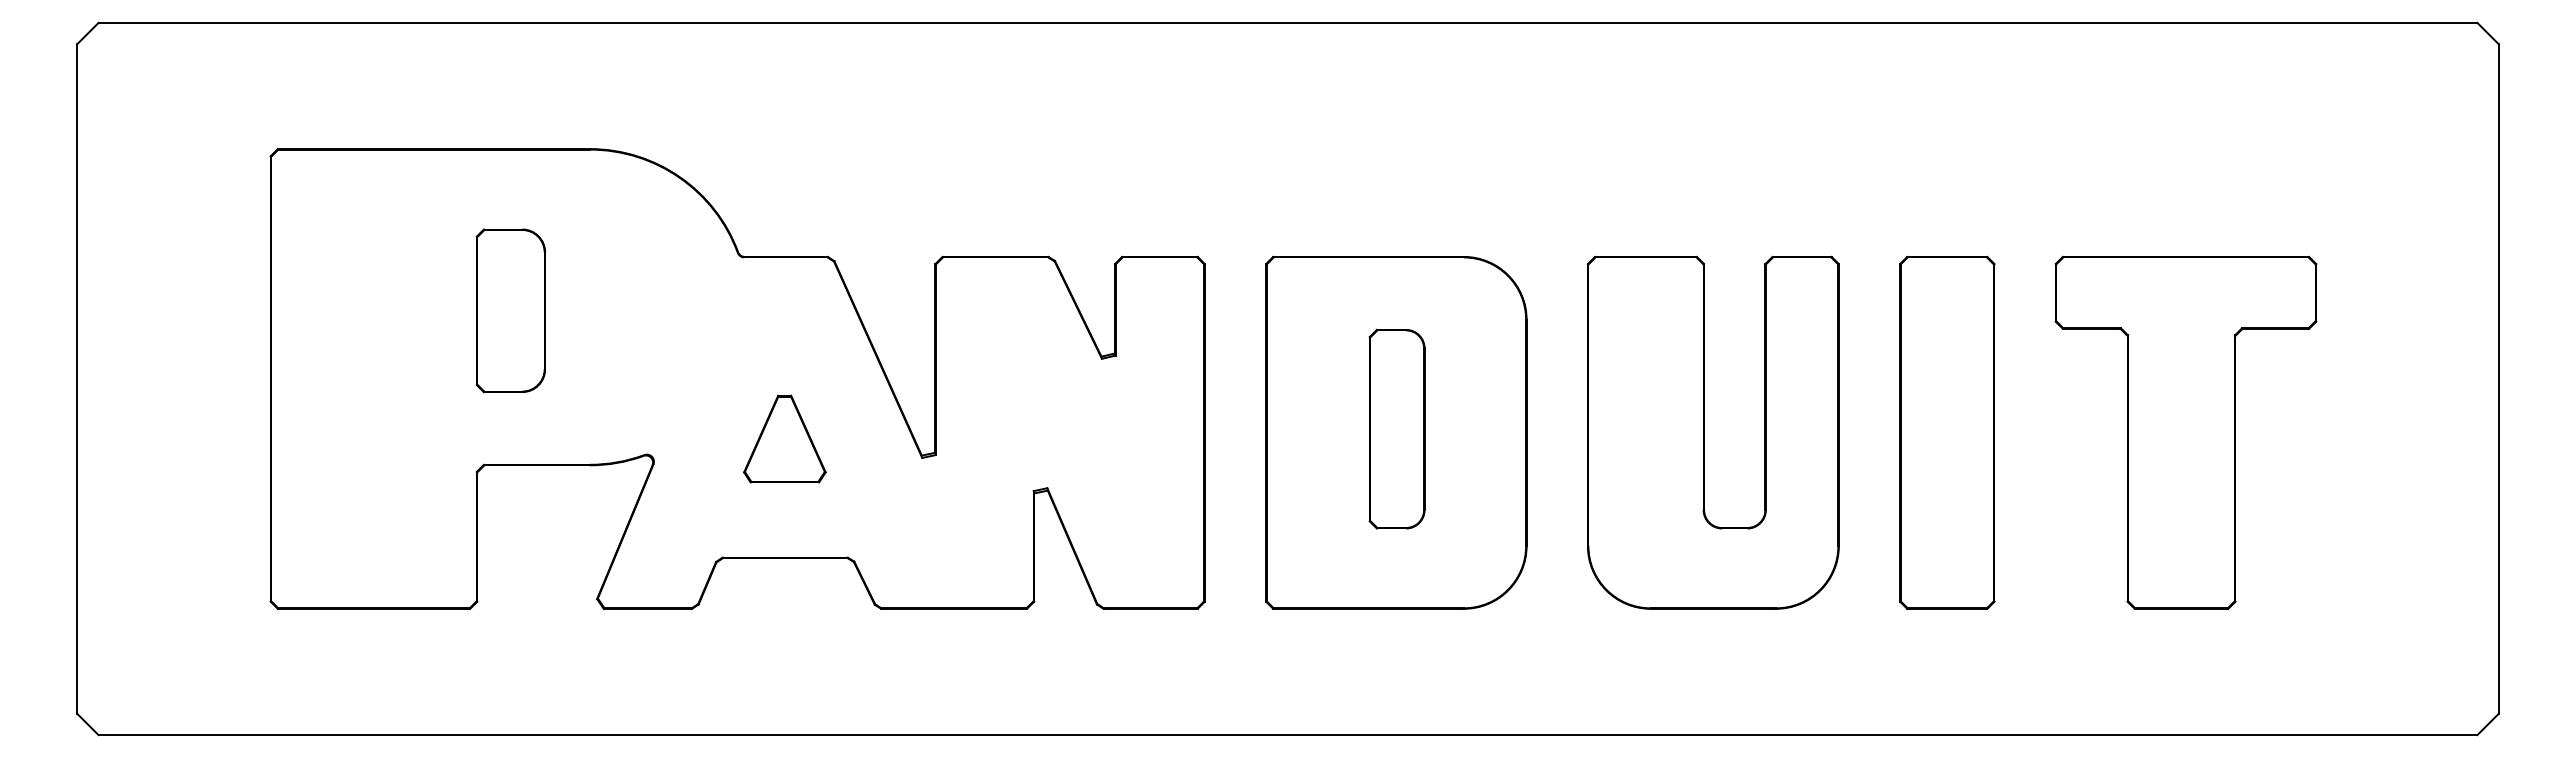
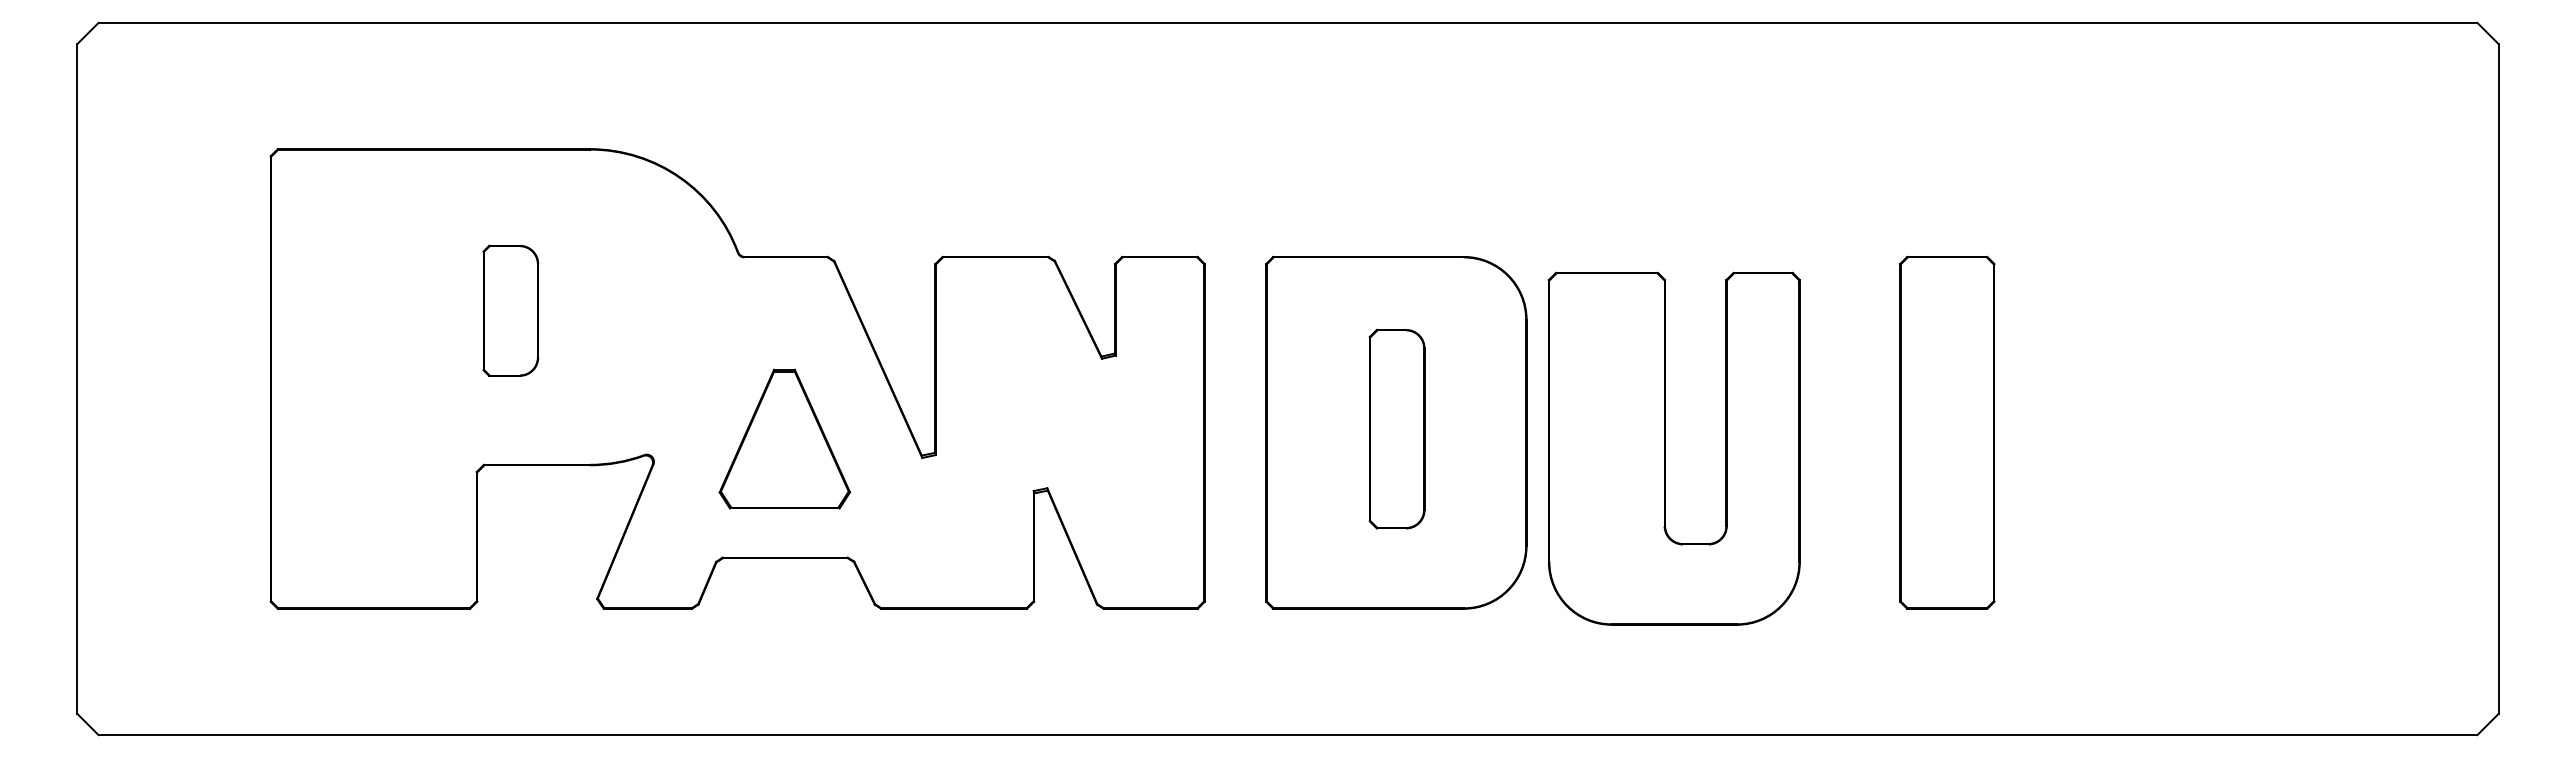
part size: 71x166 px -> 58x133 px (510, 310)
part position: (1704, 432) -> (1665, 448) (1665, 448)
part: present -> none (2185, 432)
part size: 84x90 px -> 134x142 px (784, 438)
